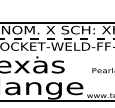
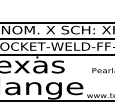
line: dashed -> solid (57, 38)
line: none -> present (56, 54)
